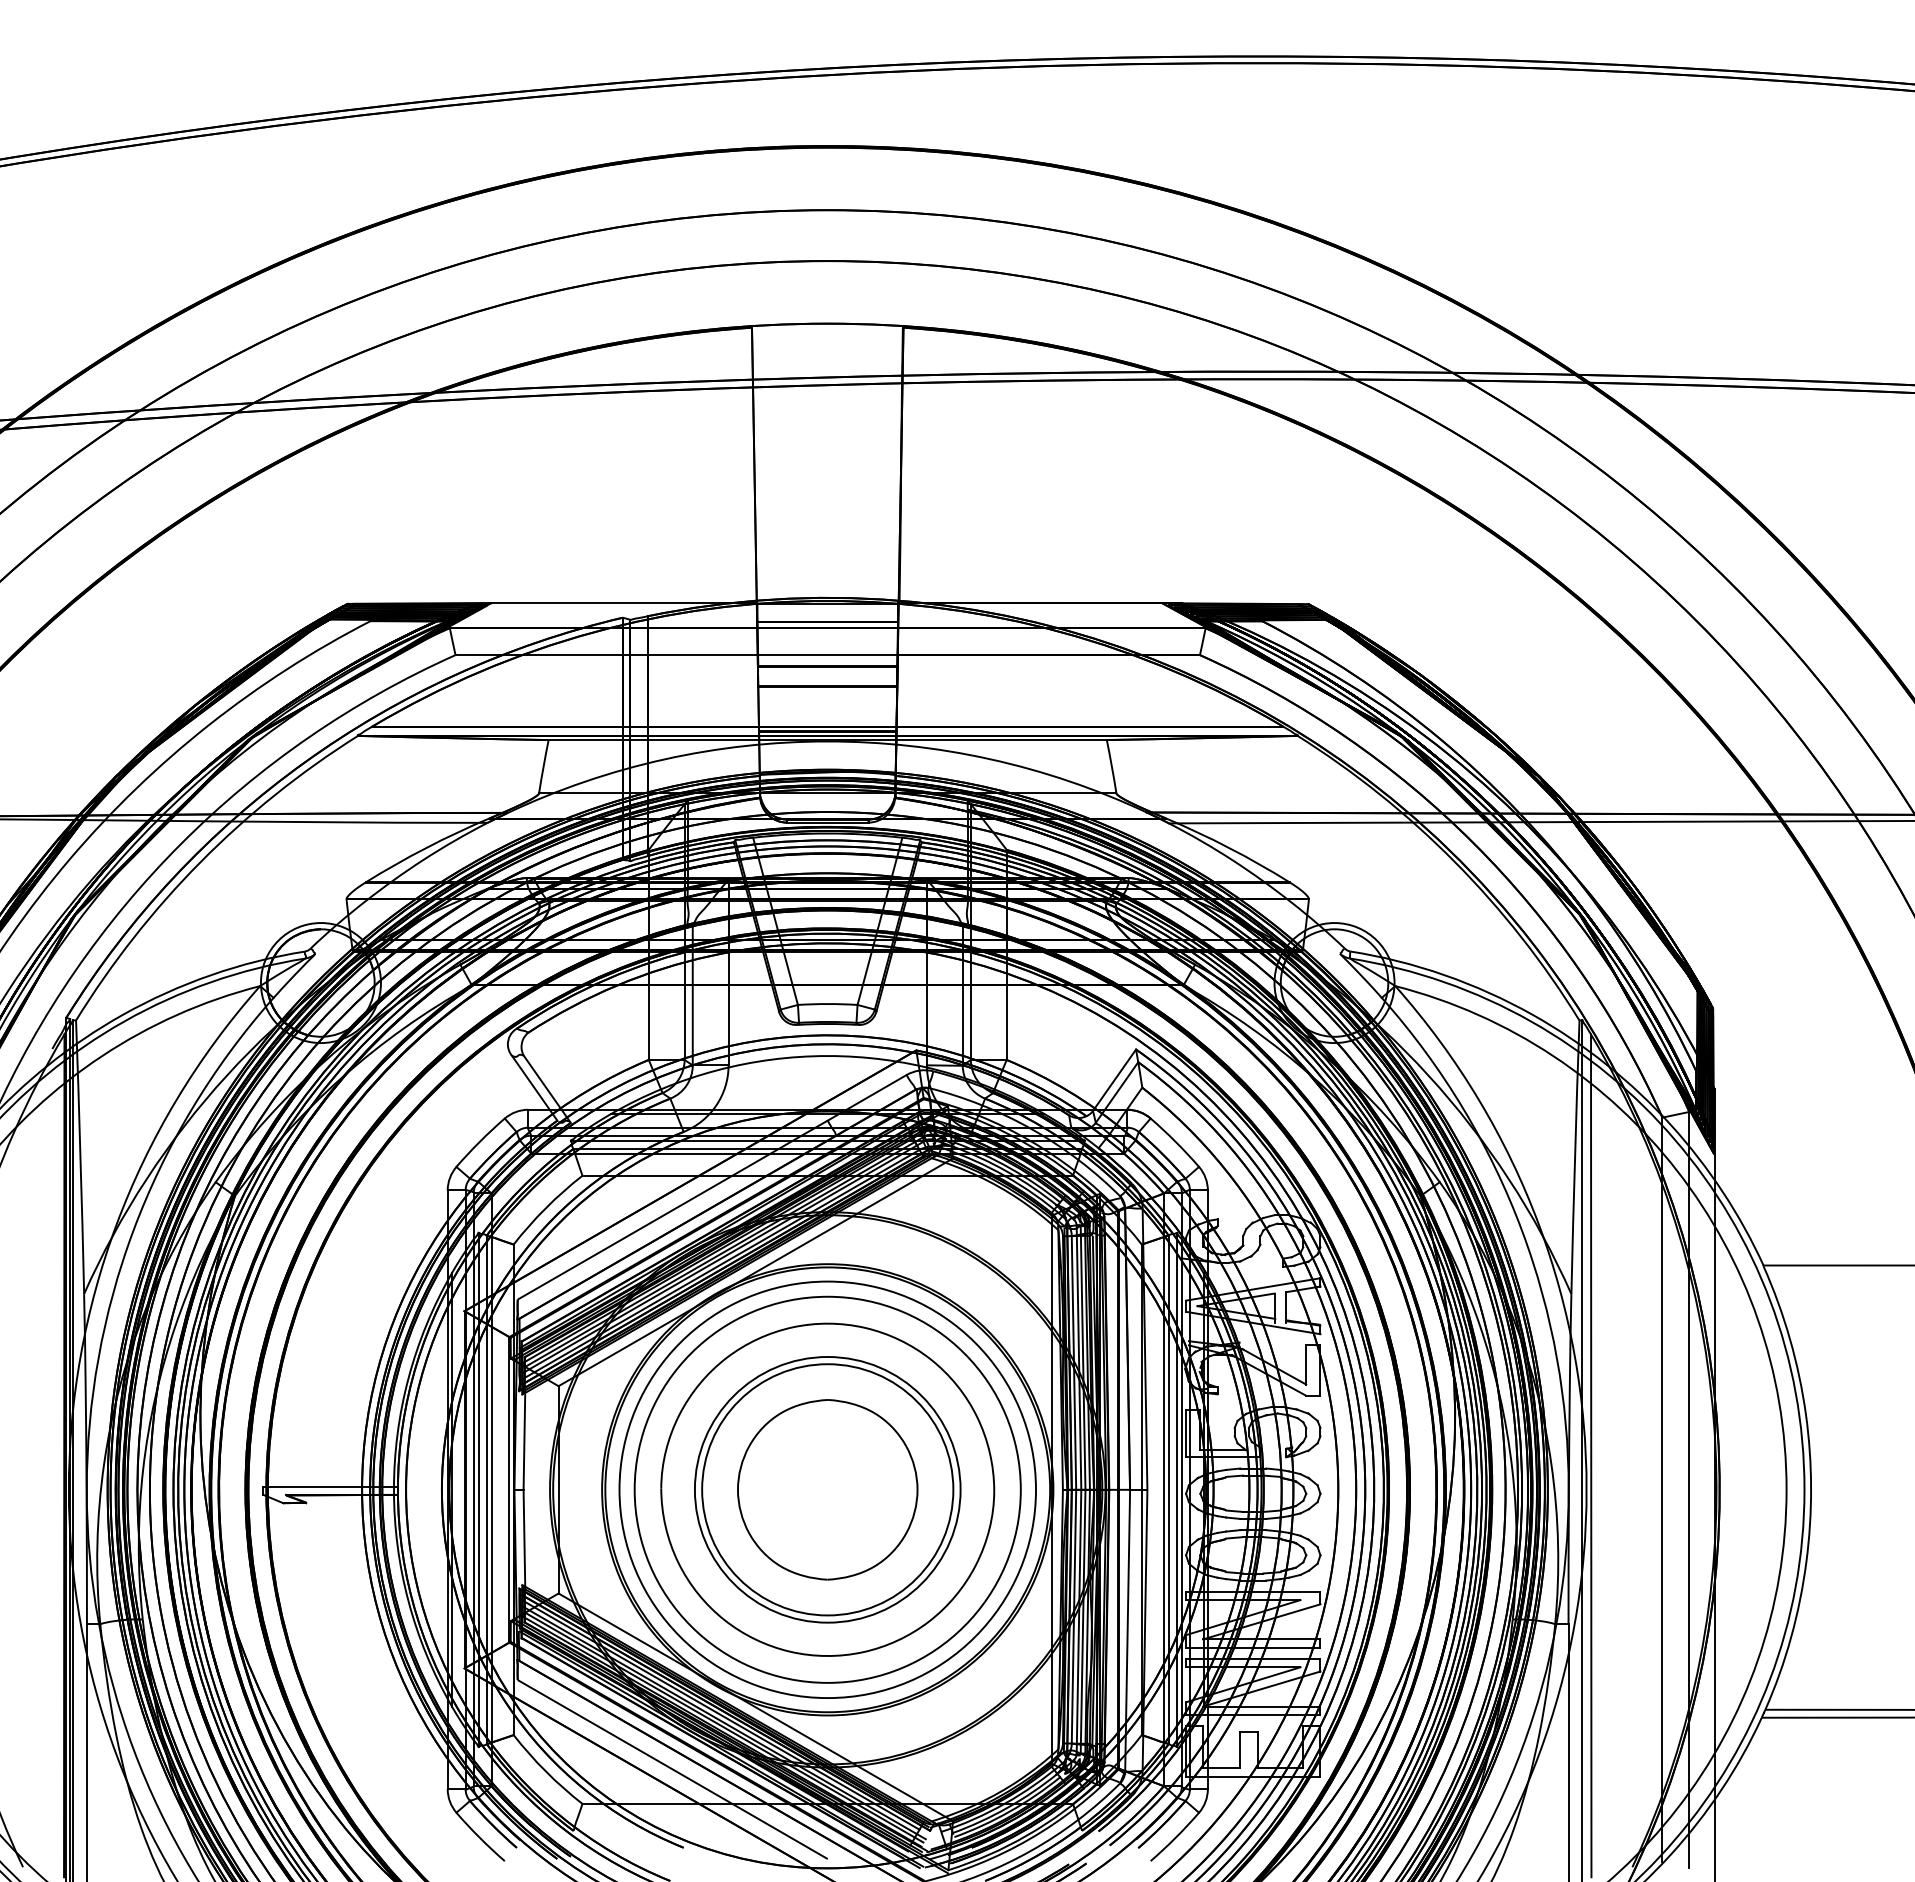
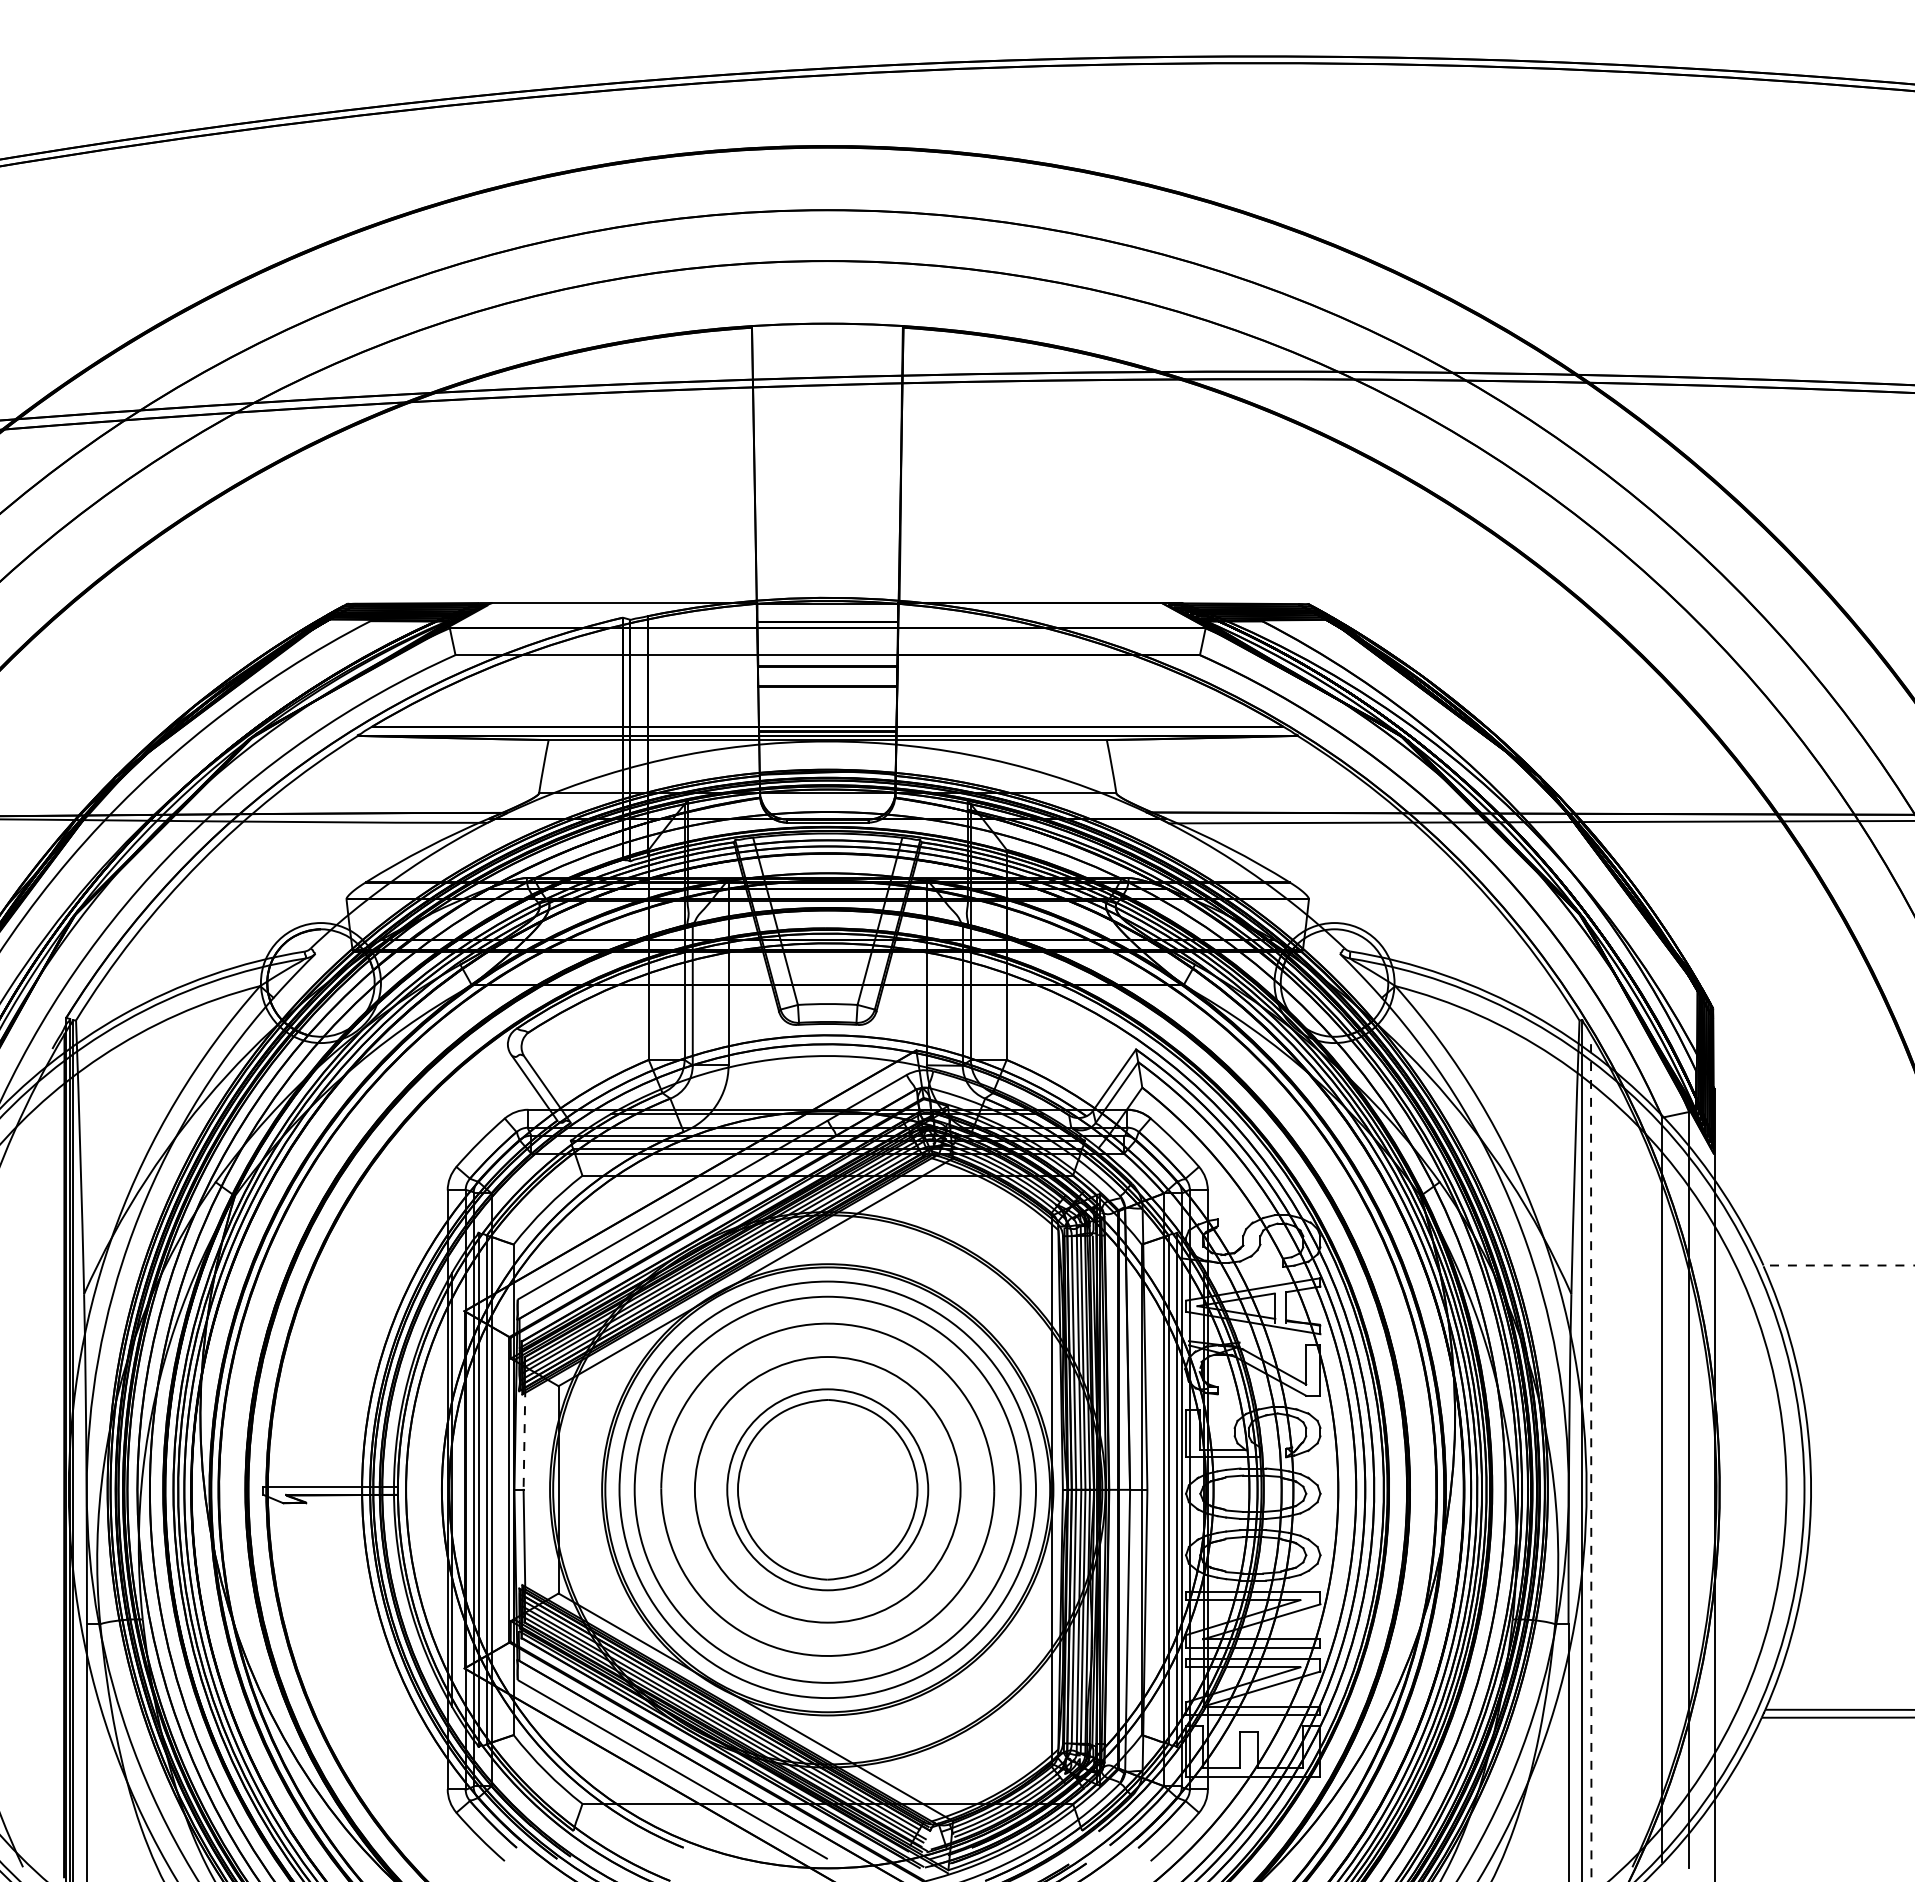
line: solid -> dashed (1838, 1265)
line: solid -> dashed (524, 1439)
line: solid -> dashed (1591, 1455)
circle diameter: 251 px -> 201 px (827, 1489)
